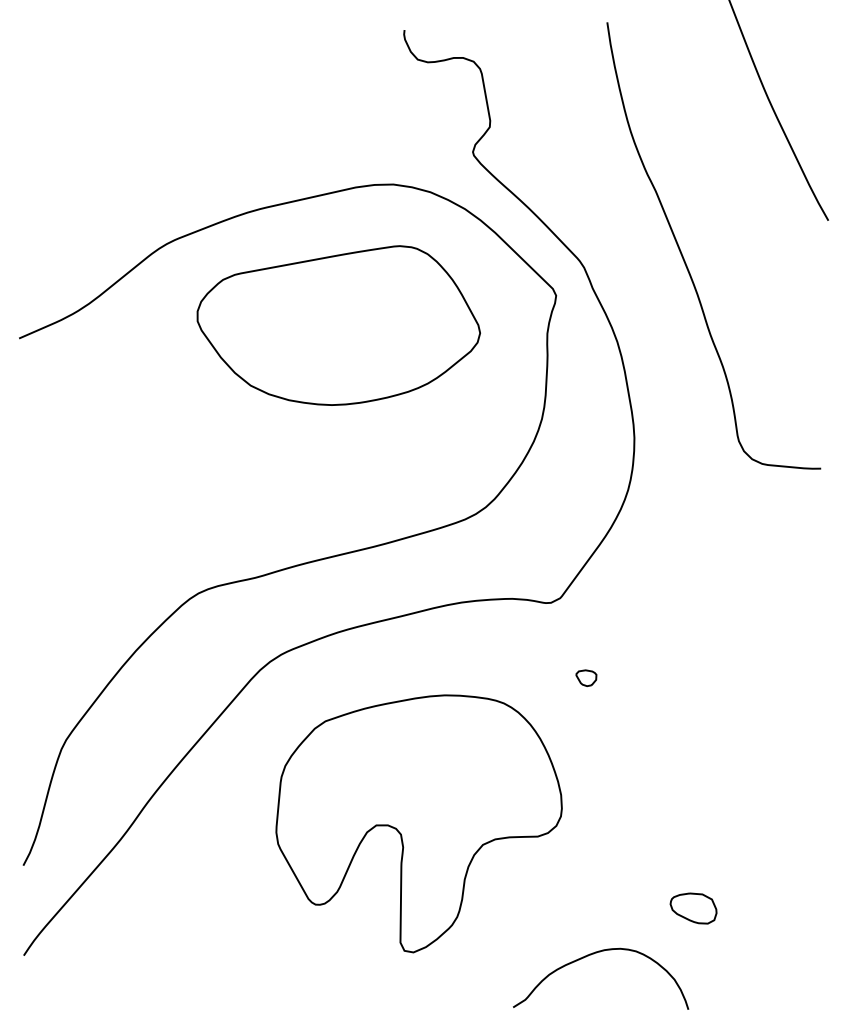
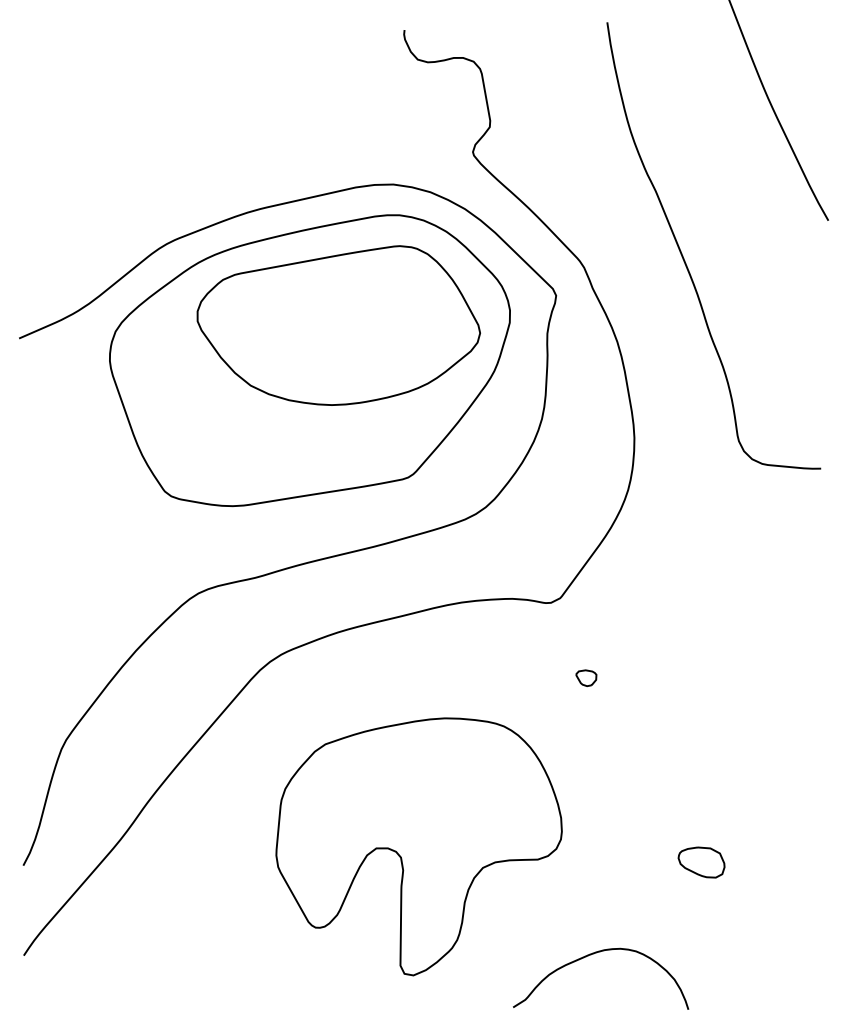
part: none -> present (309, 360)
part position: (418, 823) -> (418, 846) (418, 846)
part position: (693, 908) -> (701, 862) (701, 862)
